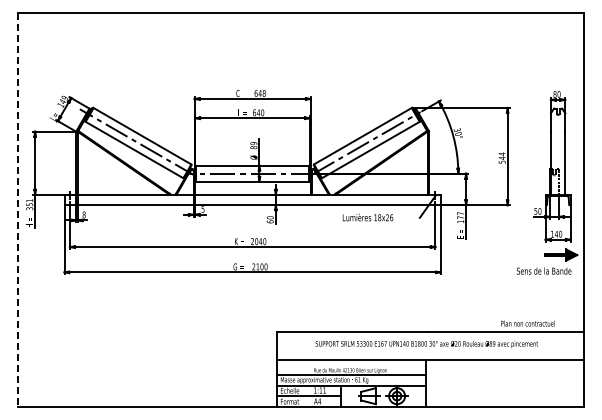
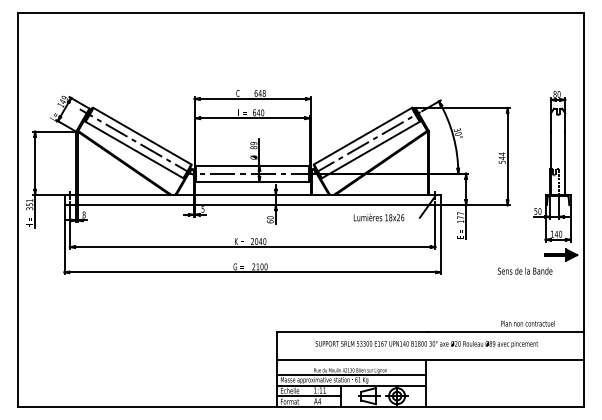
line: dashed -> solid (18, 210)
text position: (367, 217) -> (378, 217) (378, 217)
text position: (543, 270) -> (524, 270) (524, 270)
